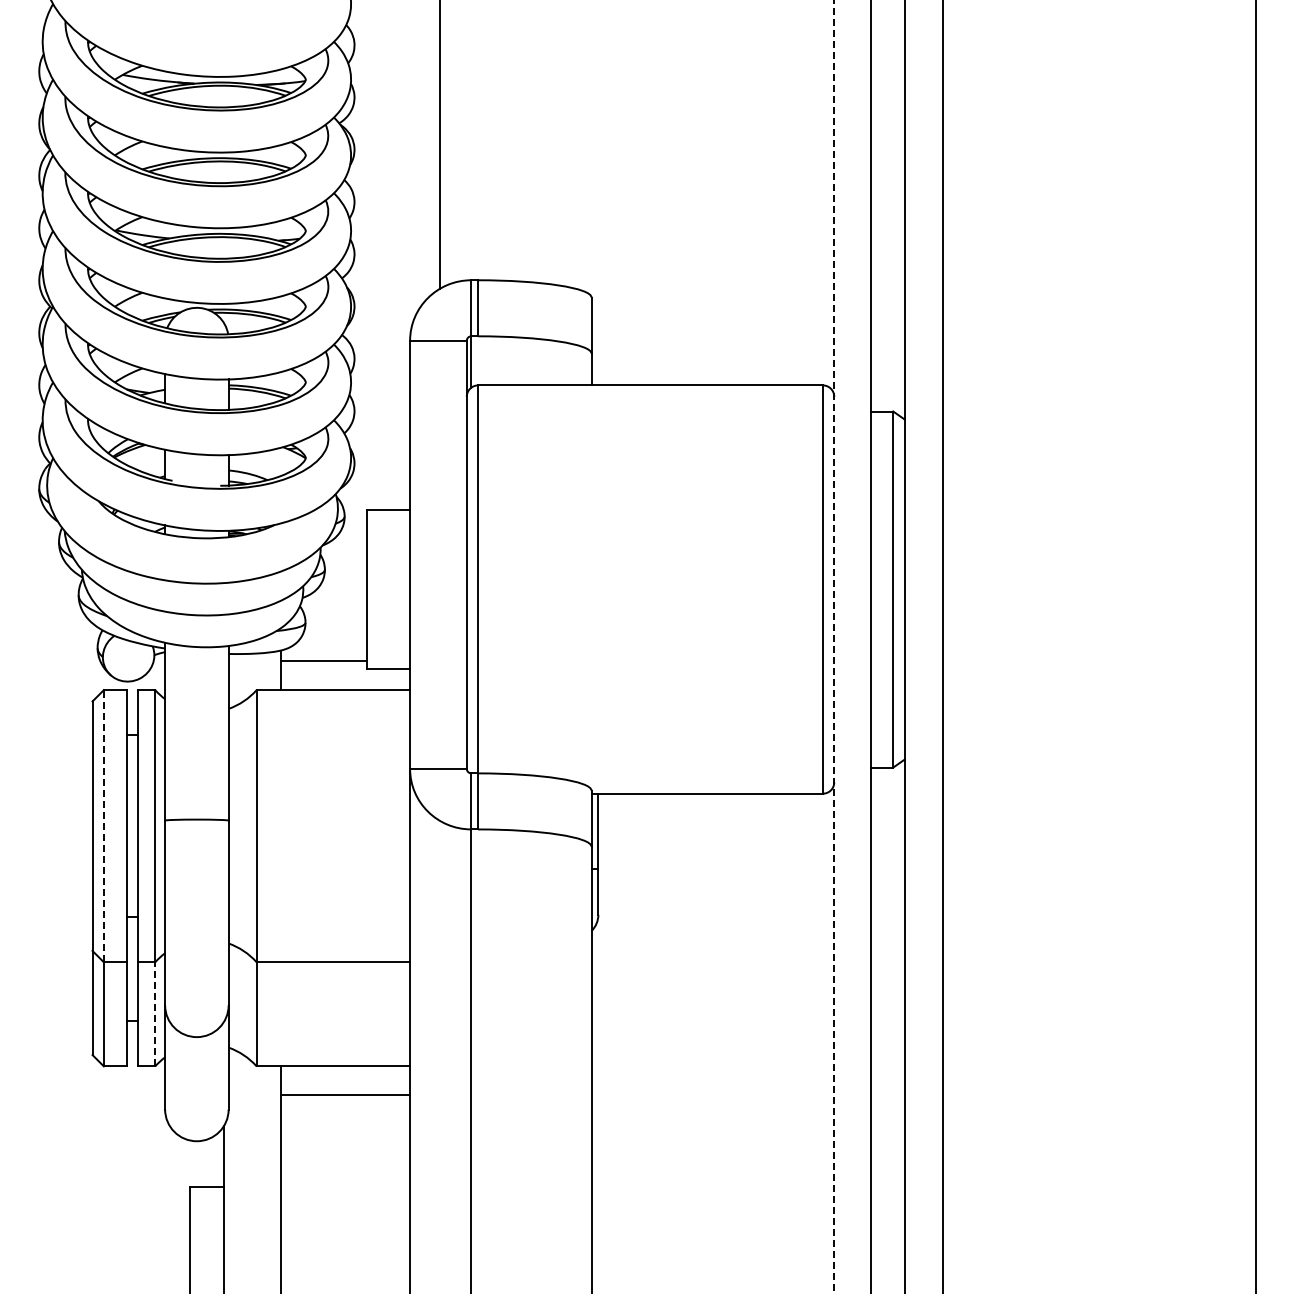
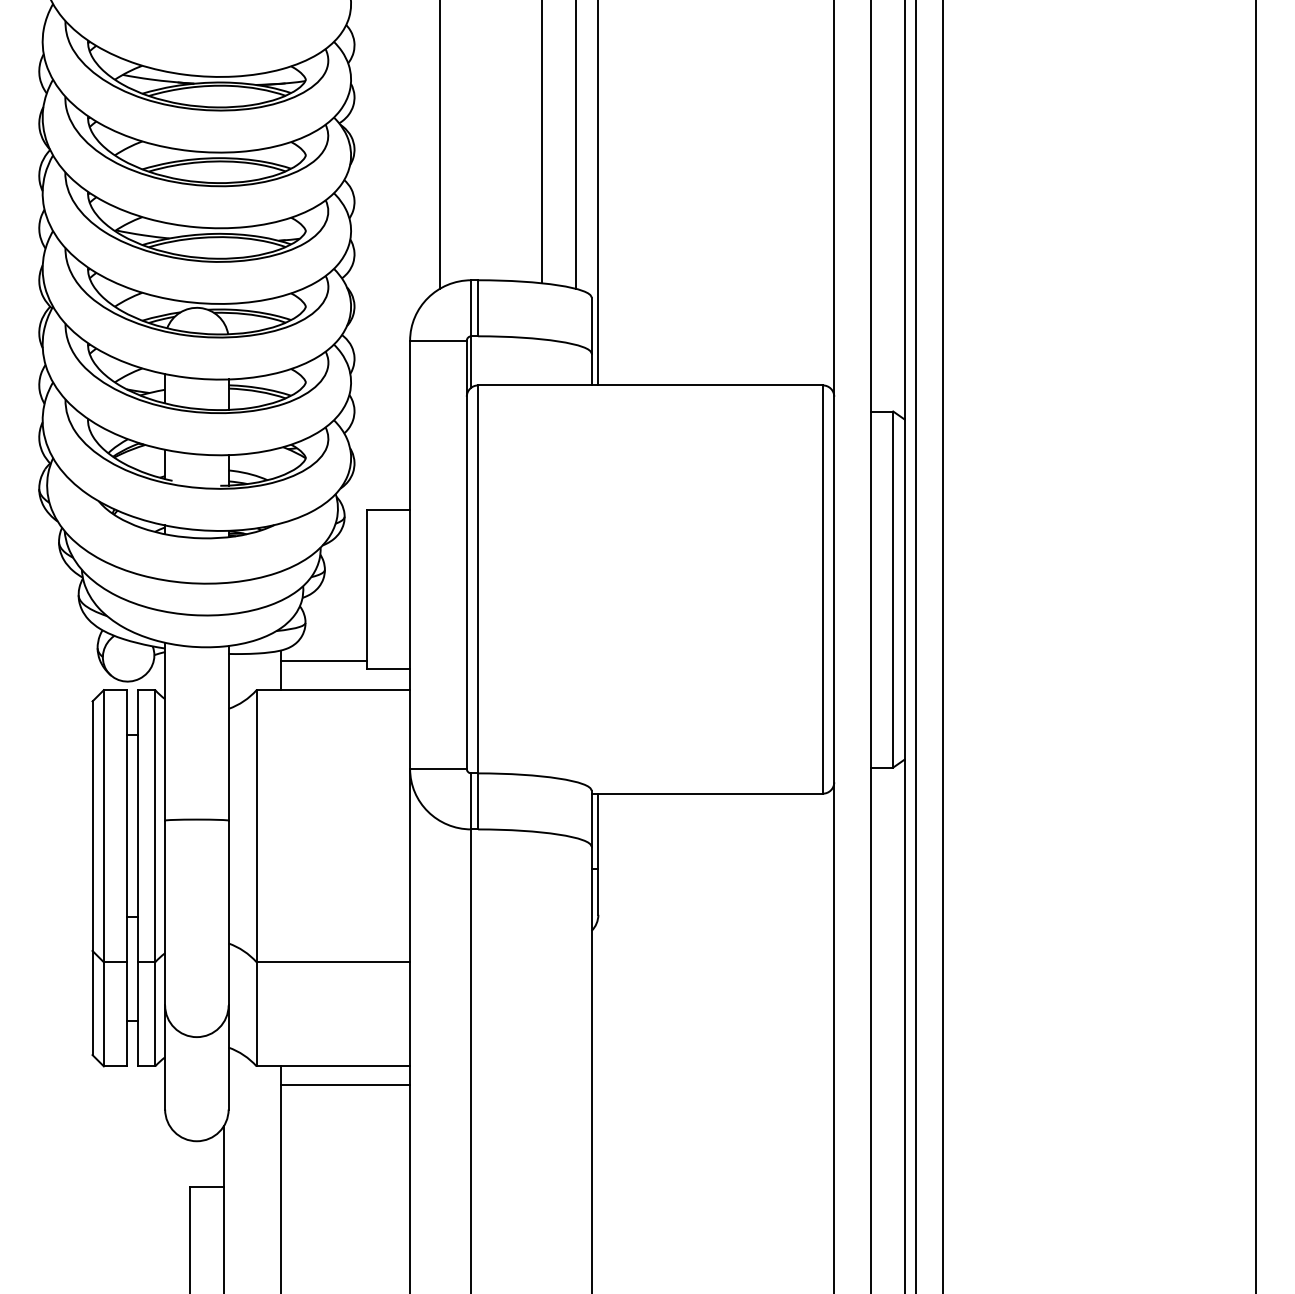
line: none -> present (541, 142)
line: none -> present (575, 145)
line: none -> present (598, 193)
line: none -> present (915, 646)
line: dashed -> solid (834, 647)
line: dashed -> solid (103, 825)
line: dashed -> solid (155, 1013)
line position: (345, 1094) -> (345, 1084) (345, 1084)
